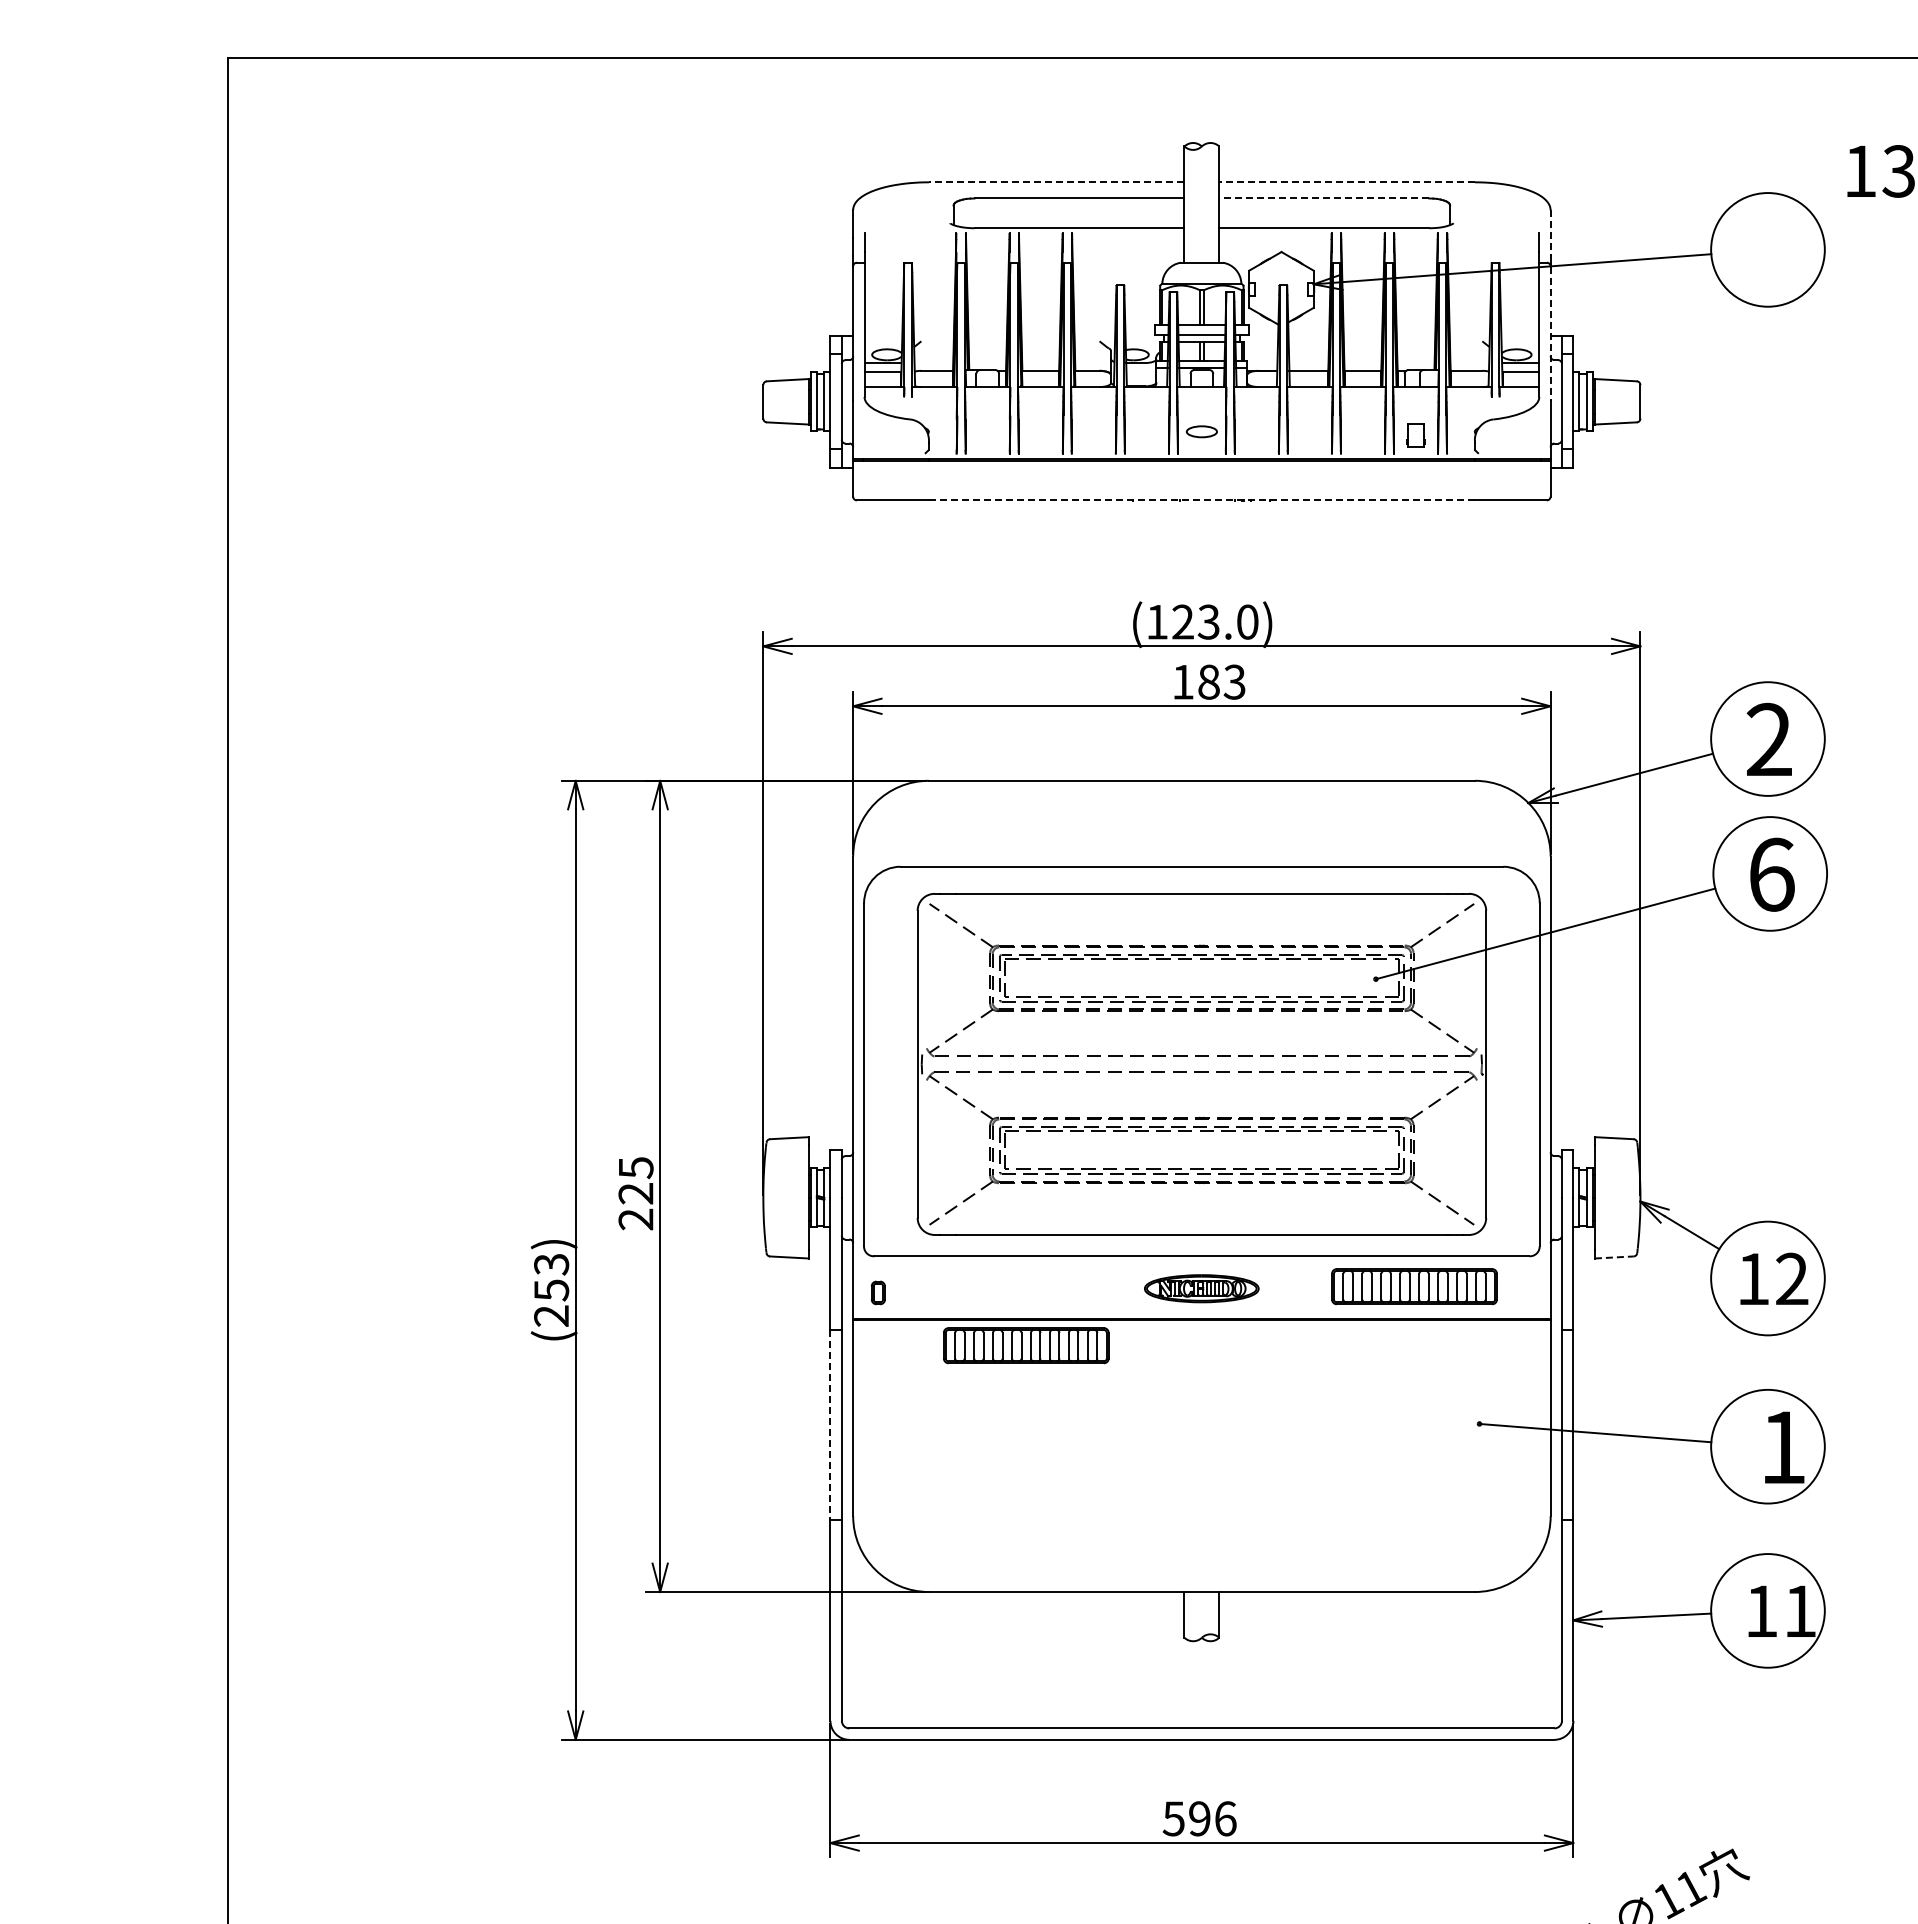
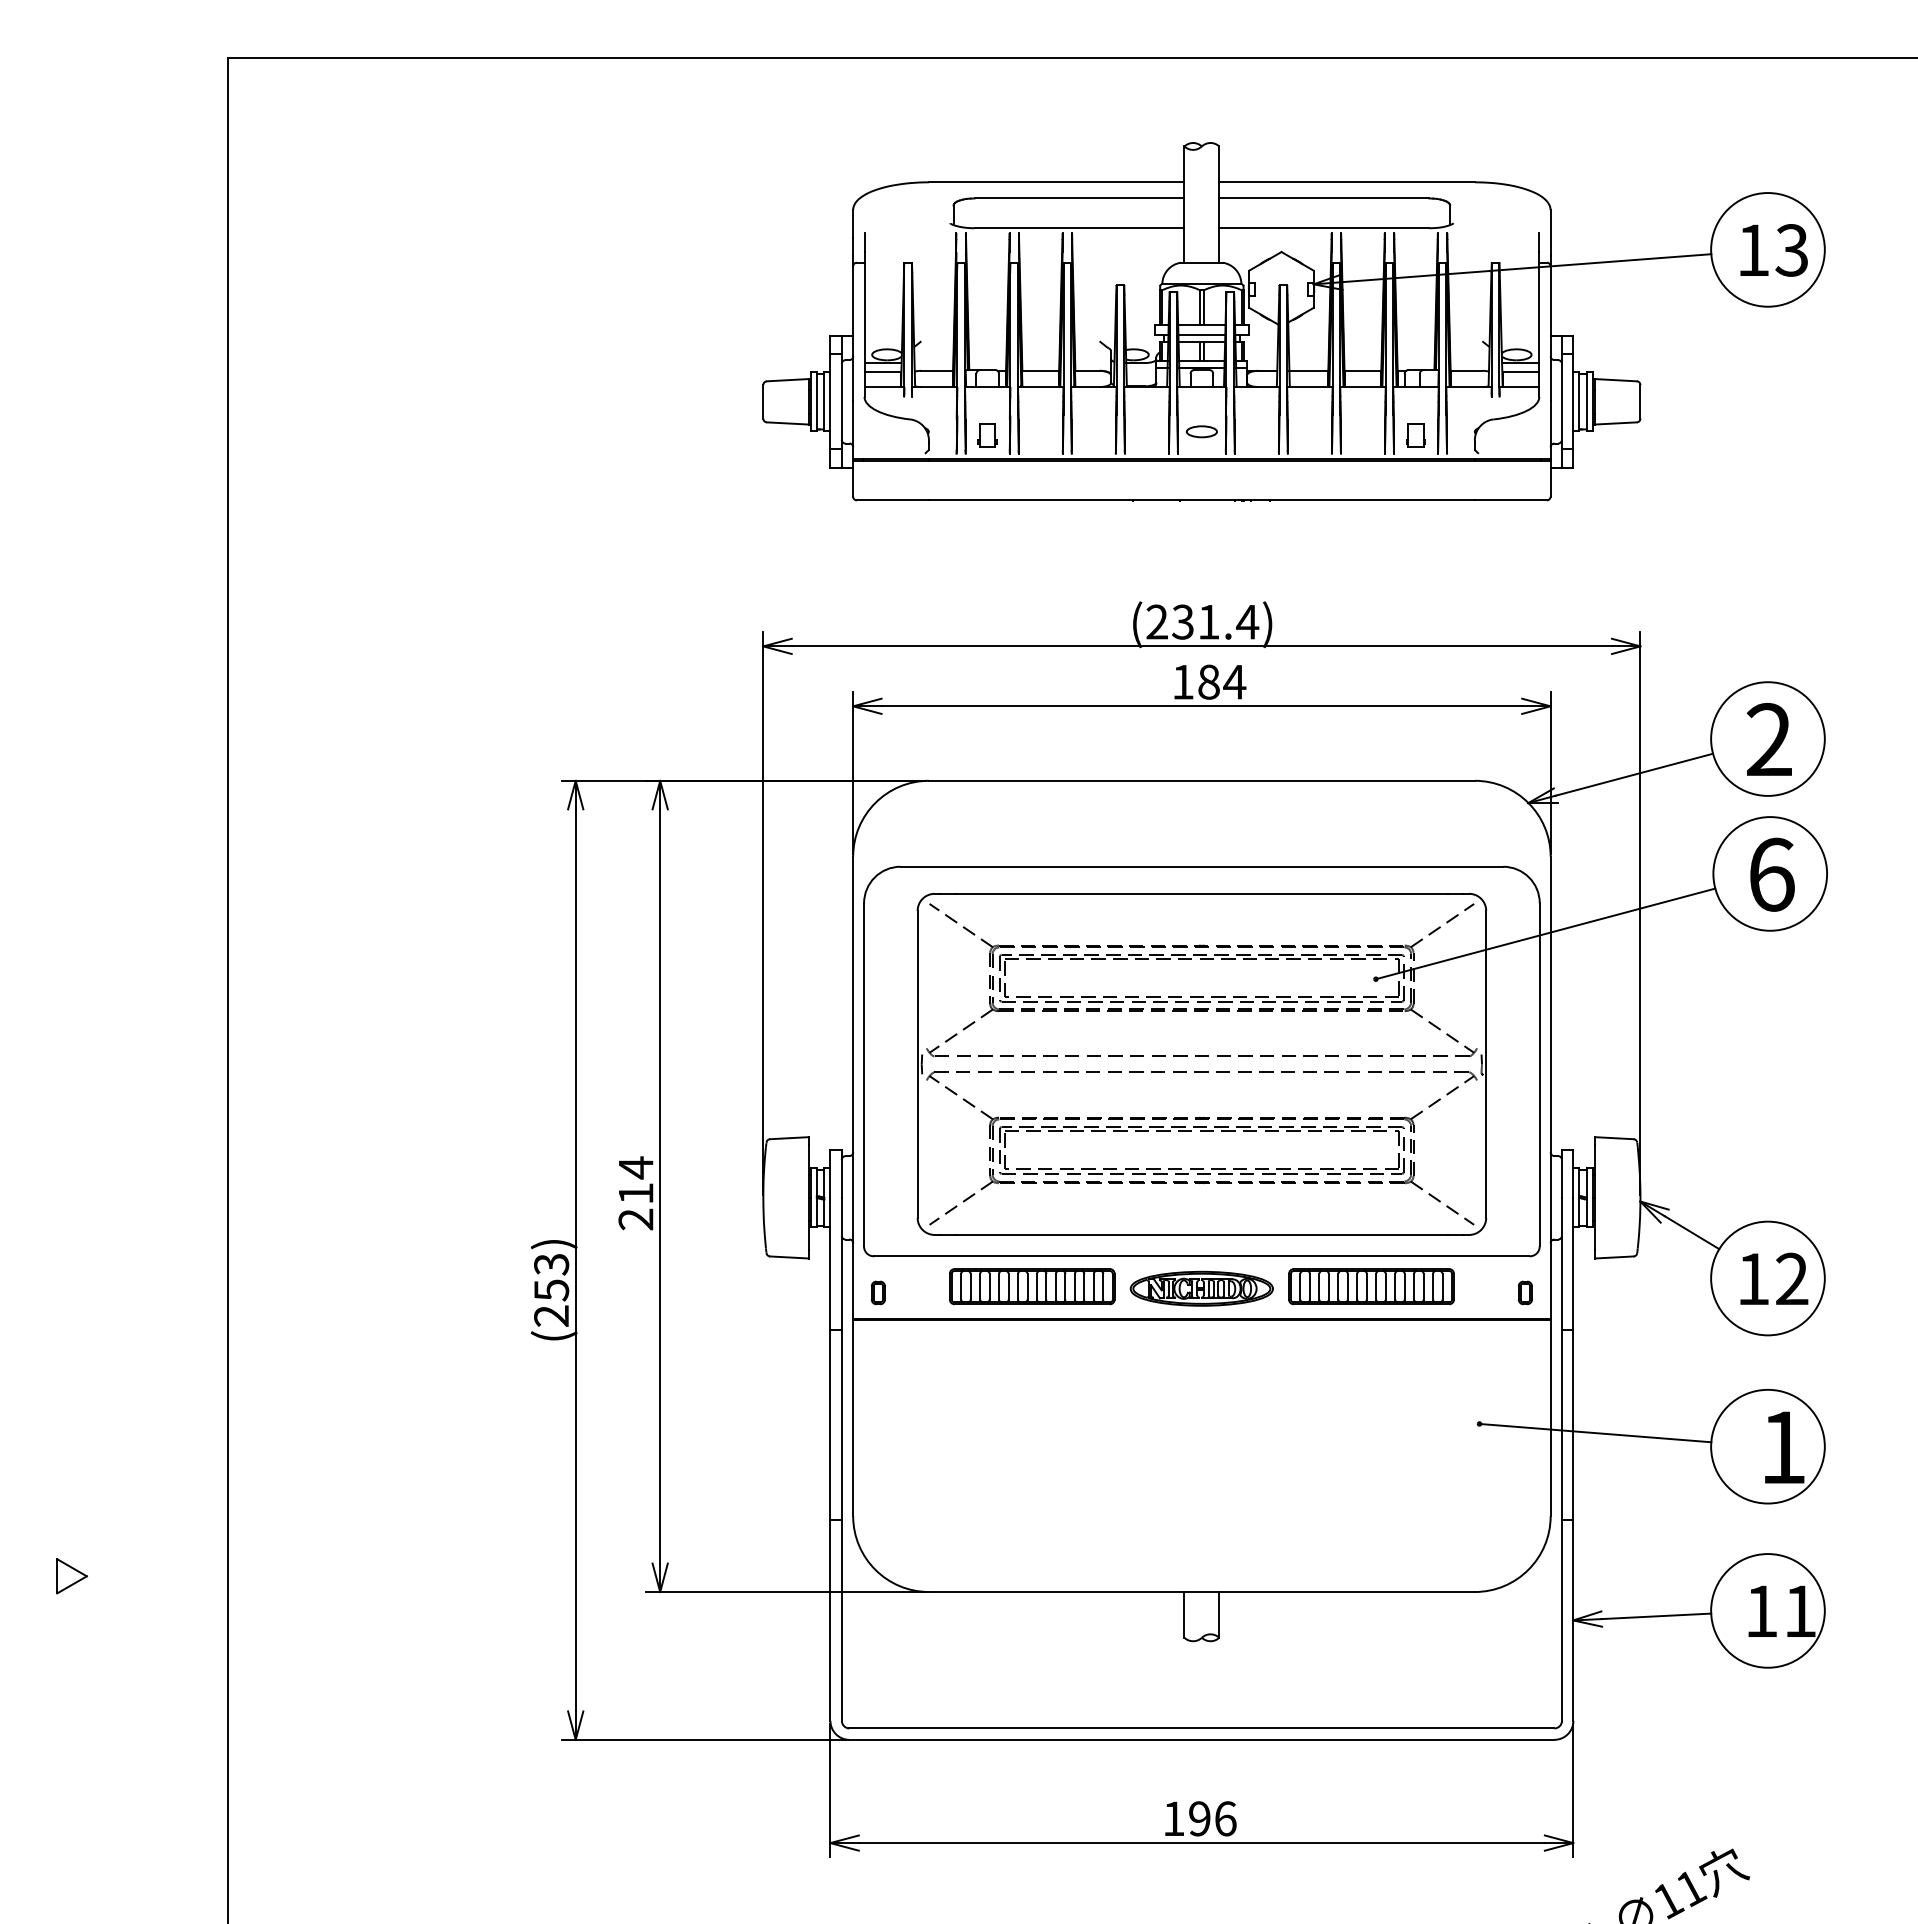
text position: (1880, 171) -> (1773, 250) (1773, 250)
line: dashed -> solid (1056, 182)
line: dashed -> solid (1347, 182)
line: dashed -> solid (1323, 198)
line: dashed -> solid (1550, 233)
line: dashed -> solid (1550, 334)
part: none -> present (987, 435)
line: dashed -> solid (1201, 500)
text: (123.0) -> (231.4) (1202, 621)
text: 183 -> 184 (1234, 681)
text: 225 -> 214 (635, 1180)
line: dashed -> solid (1614, 1257)
part position: (1414, 1286) -> (1371, 1286) (1371, 1286)
part size: 116x30 px -> 145x37 px (1201, 1288)
part: none -> present (1524, 1292)
part position: (1026, 1345) -> (1032, 1286) (1032, 1286)
line: dashed -> solid (830, 1425)
part: none -> present (71, 1576)
text: 596 -> 196 (1173, 1818)
